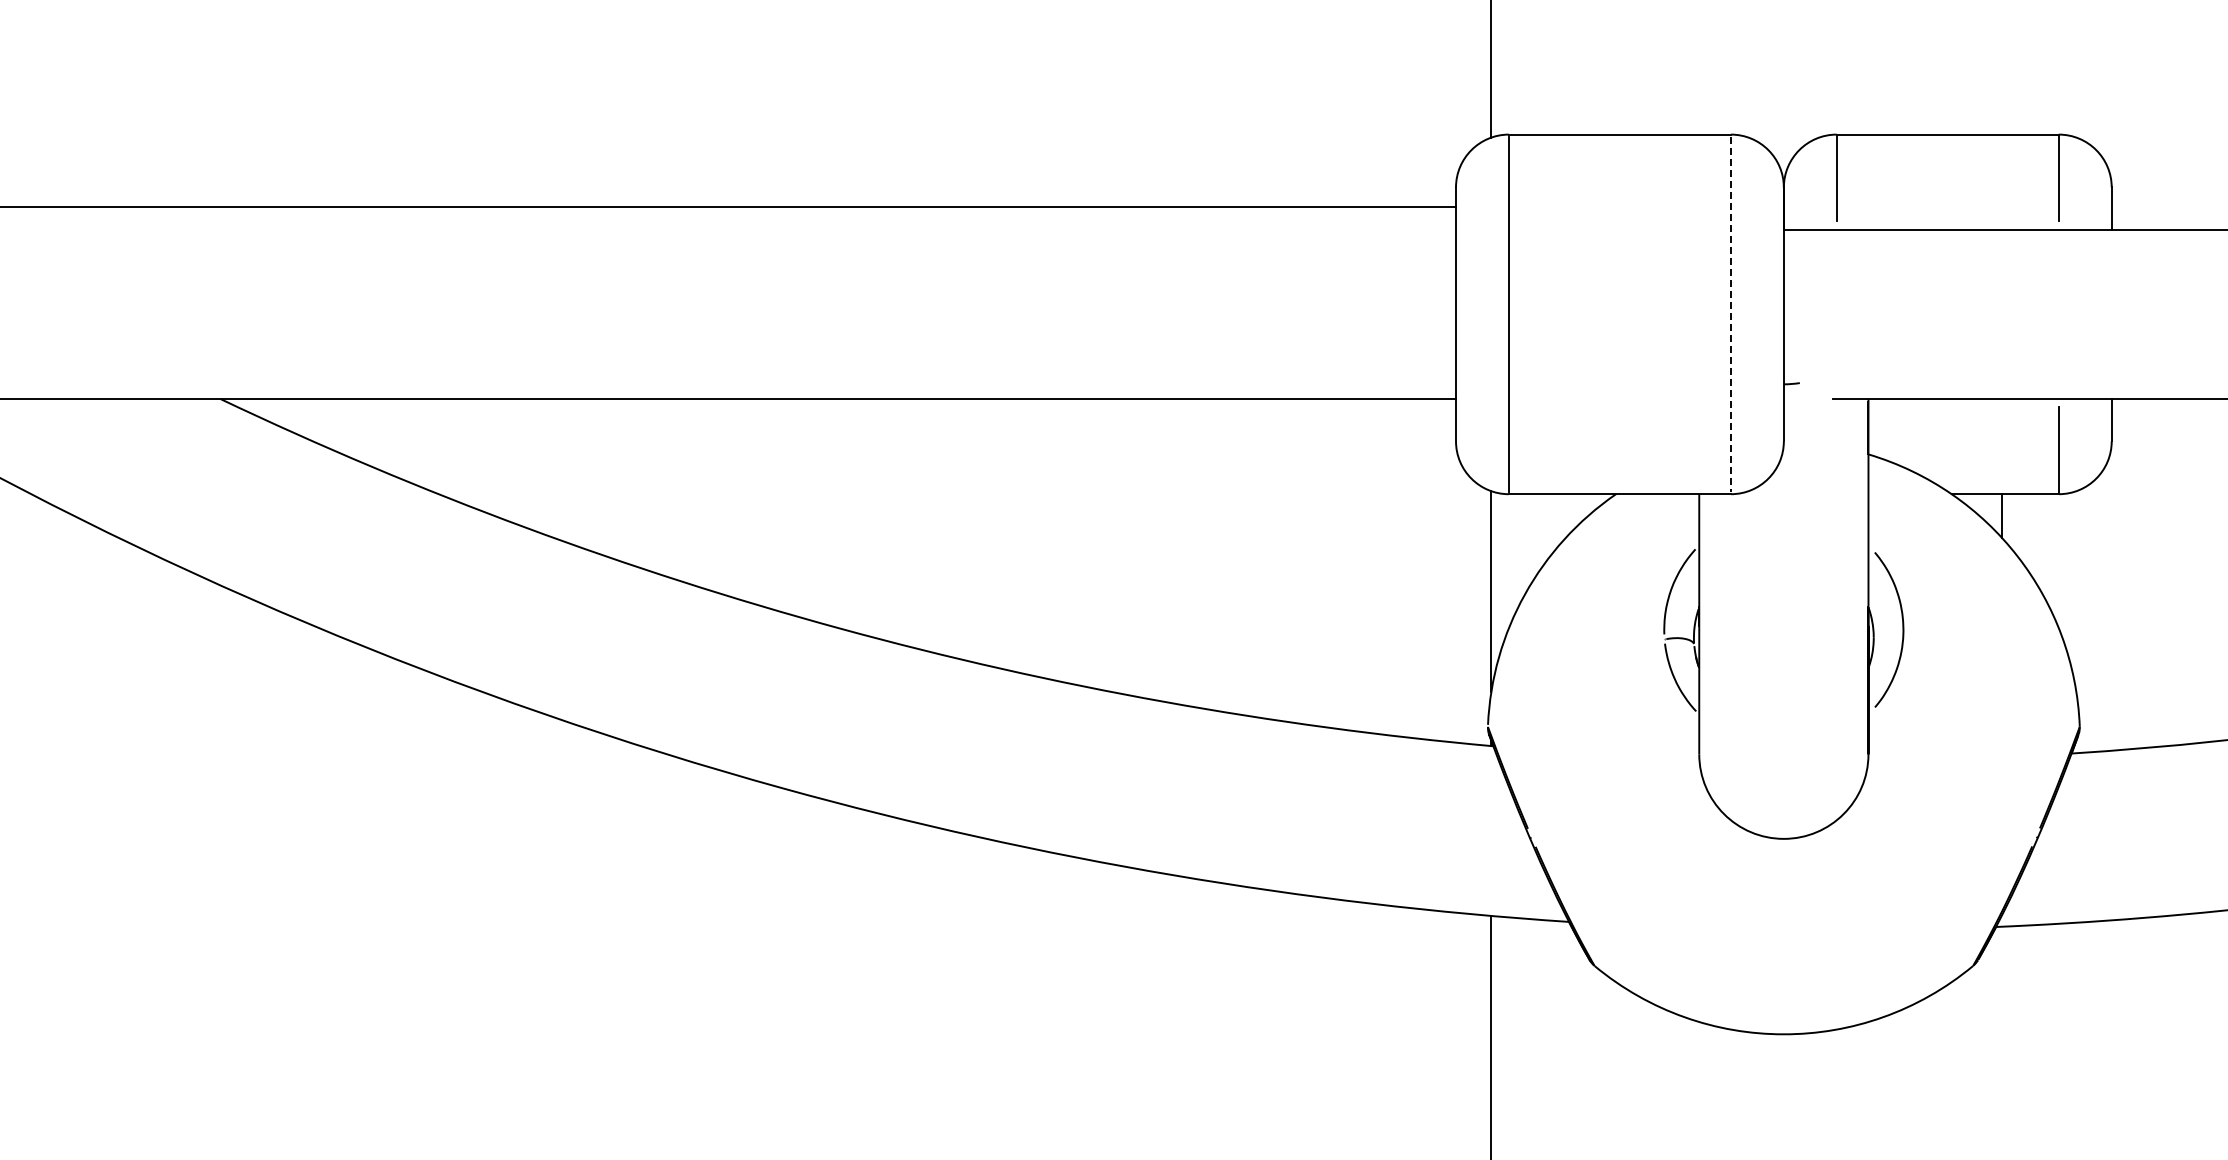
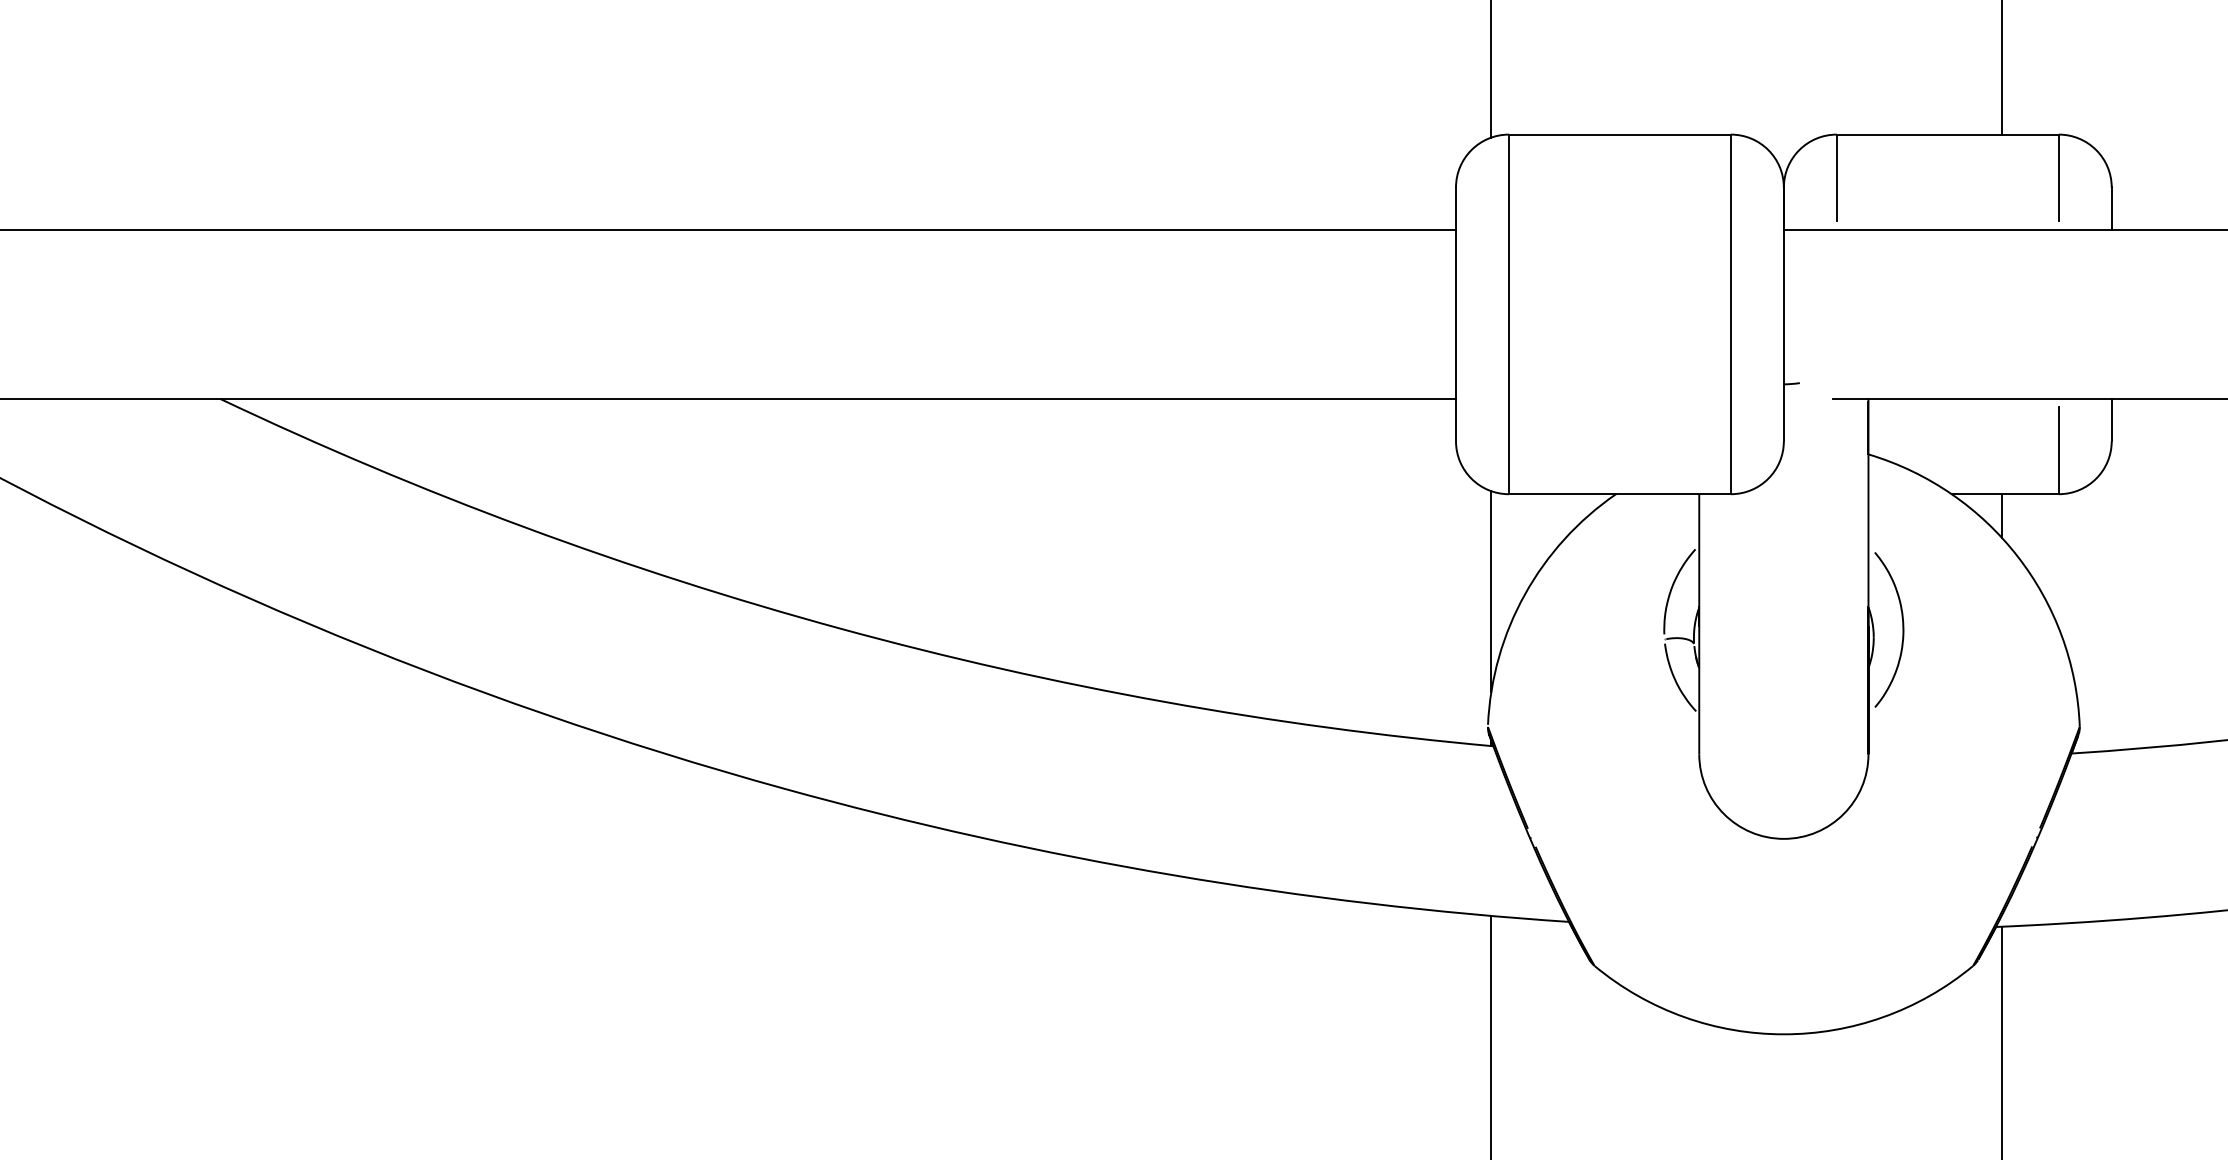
line: none -> present (2002, 68)
line position: (729, 206) -> (729, 229) (729, 229)
line: dashed -> solid (1730, 314)
line: none -> present (2002, 1041)
